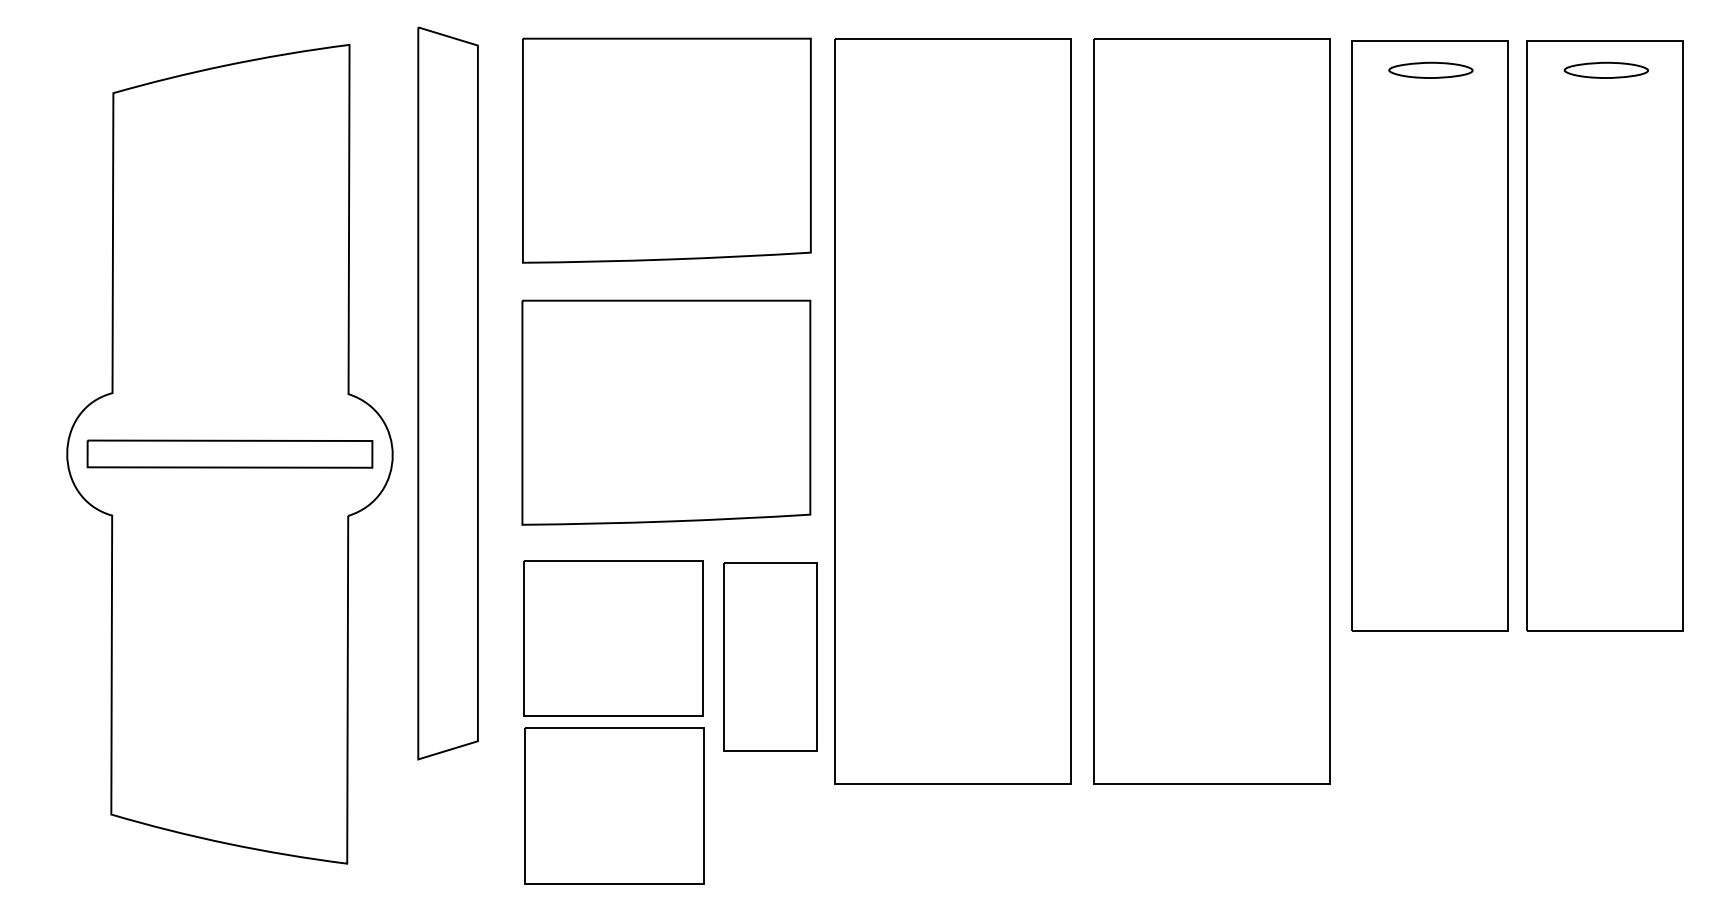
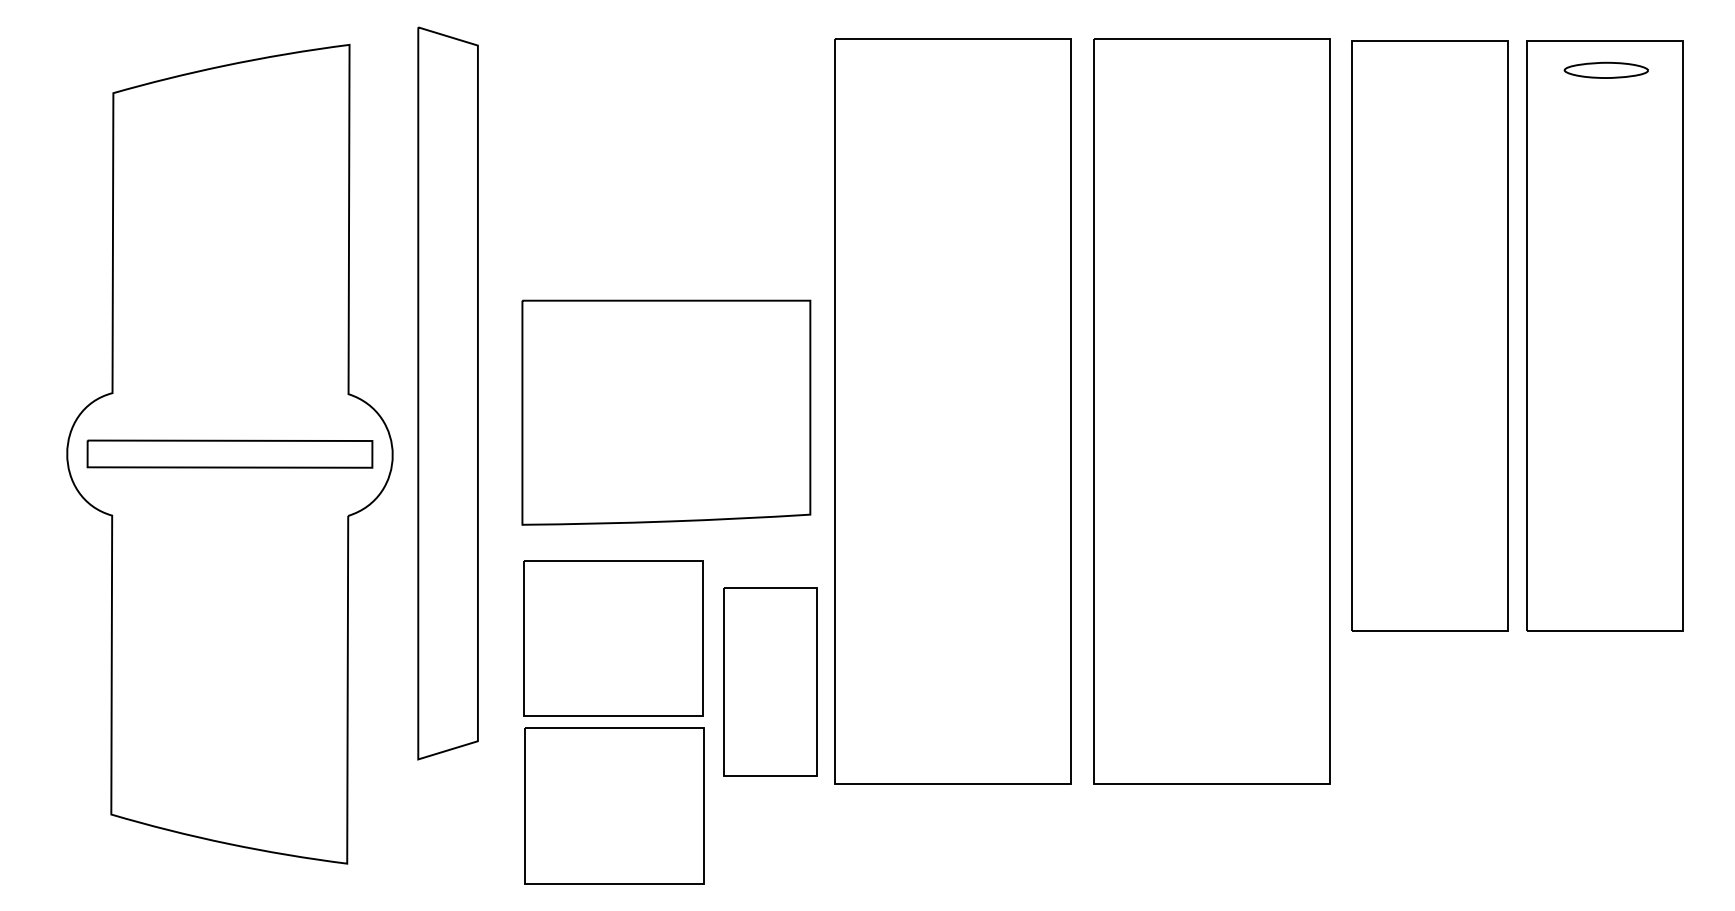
part: present -> none (1430, 69)
part: present -> none (666, 150)
part position: (770, 656) -> (770, 681) (770, 681)
